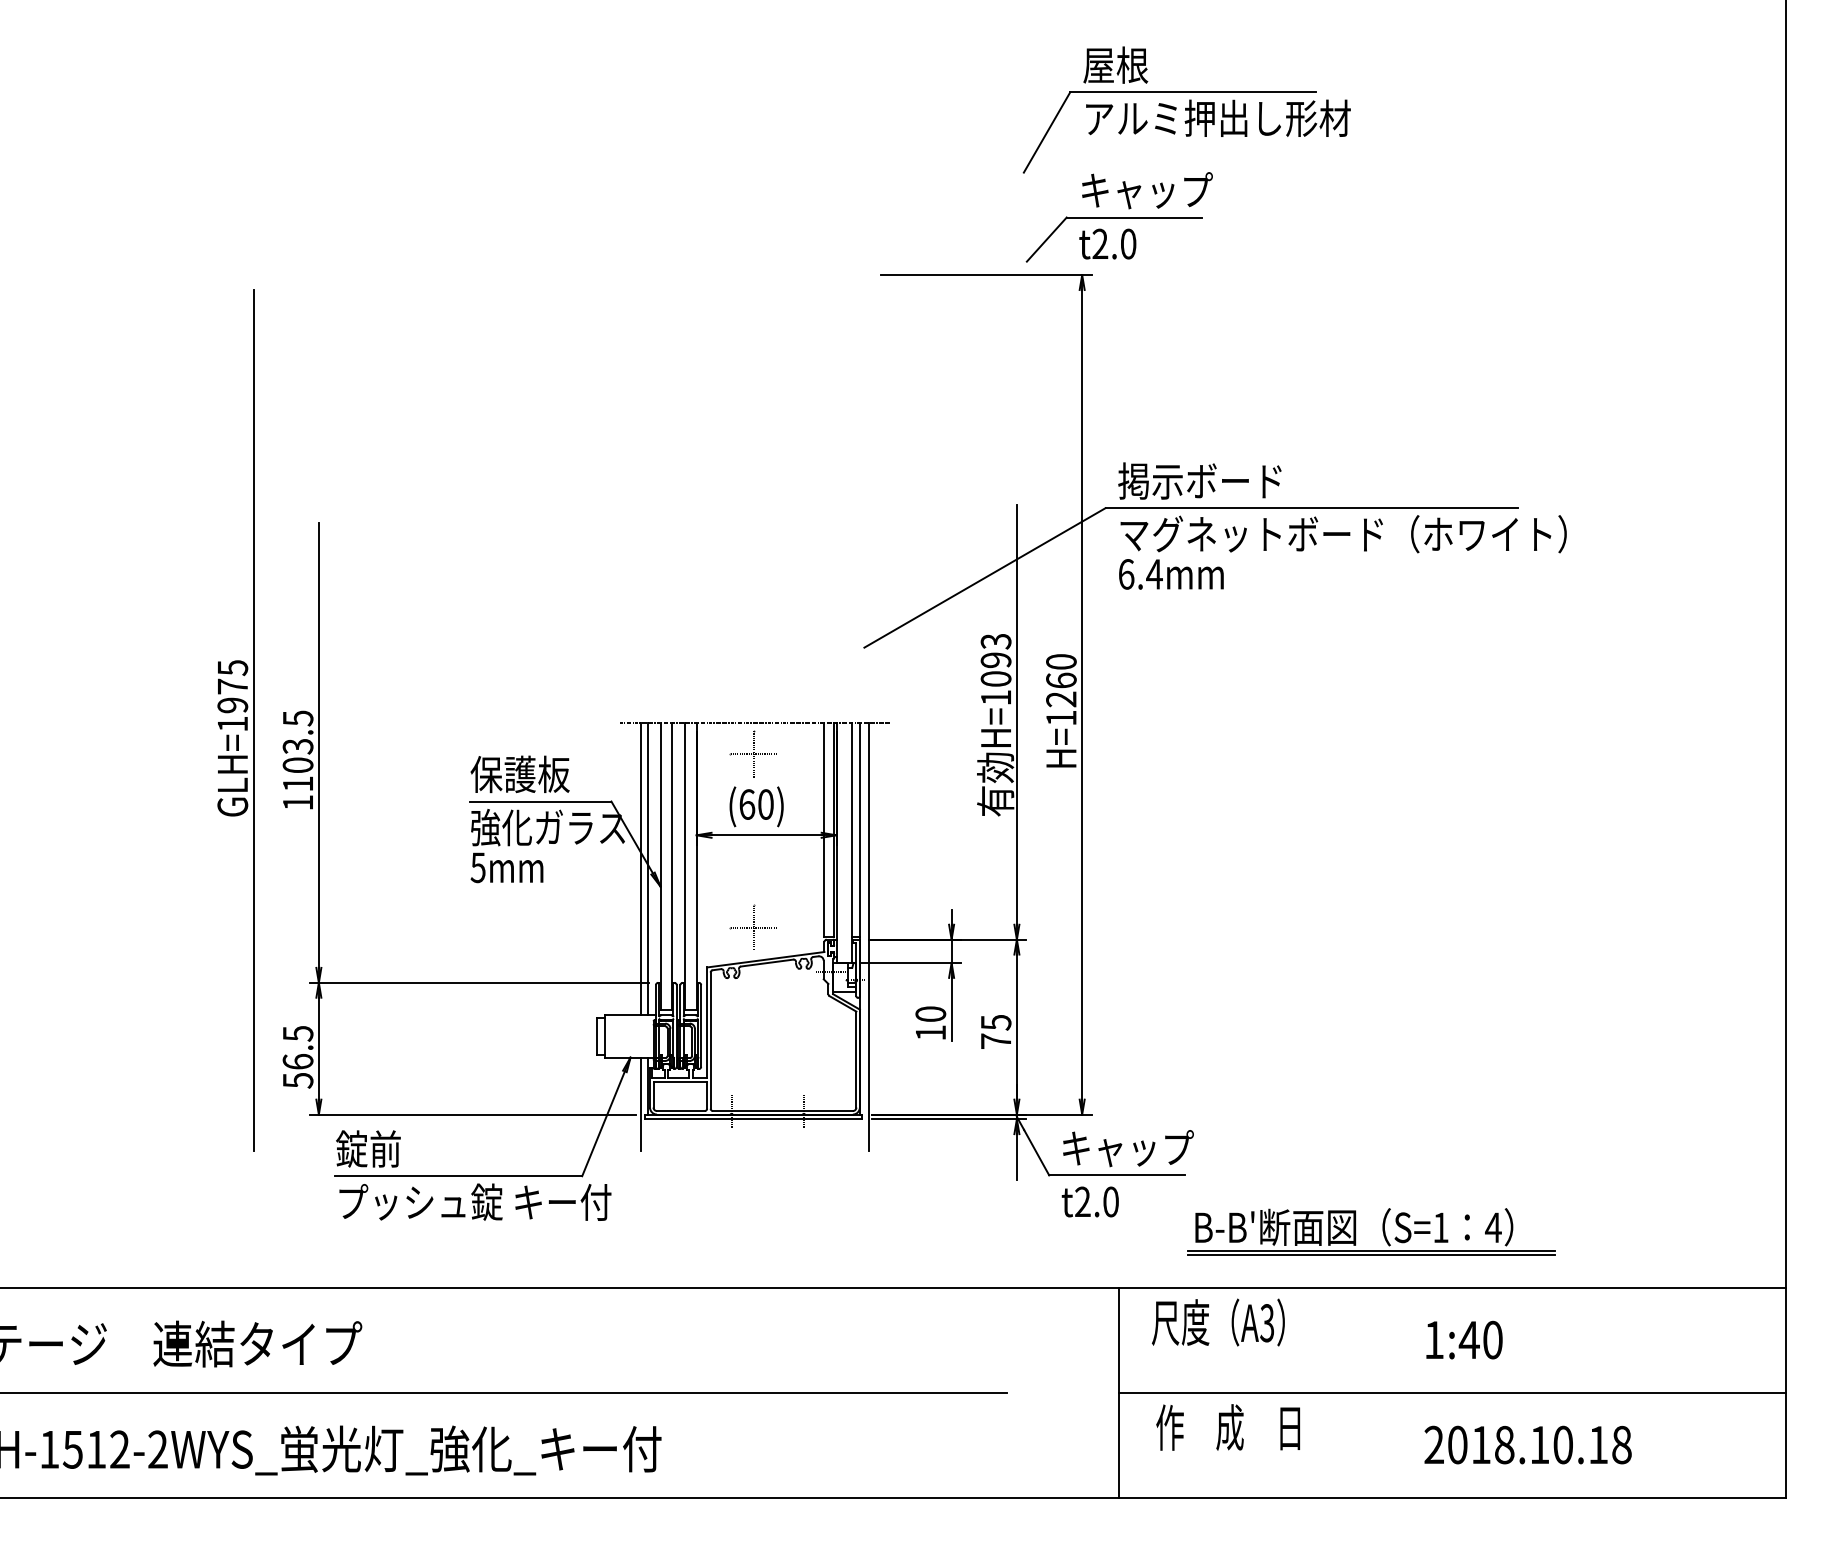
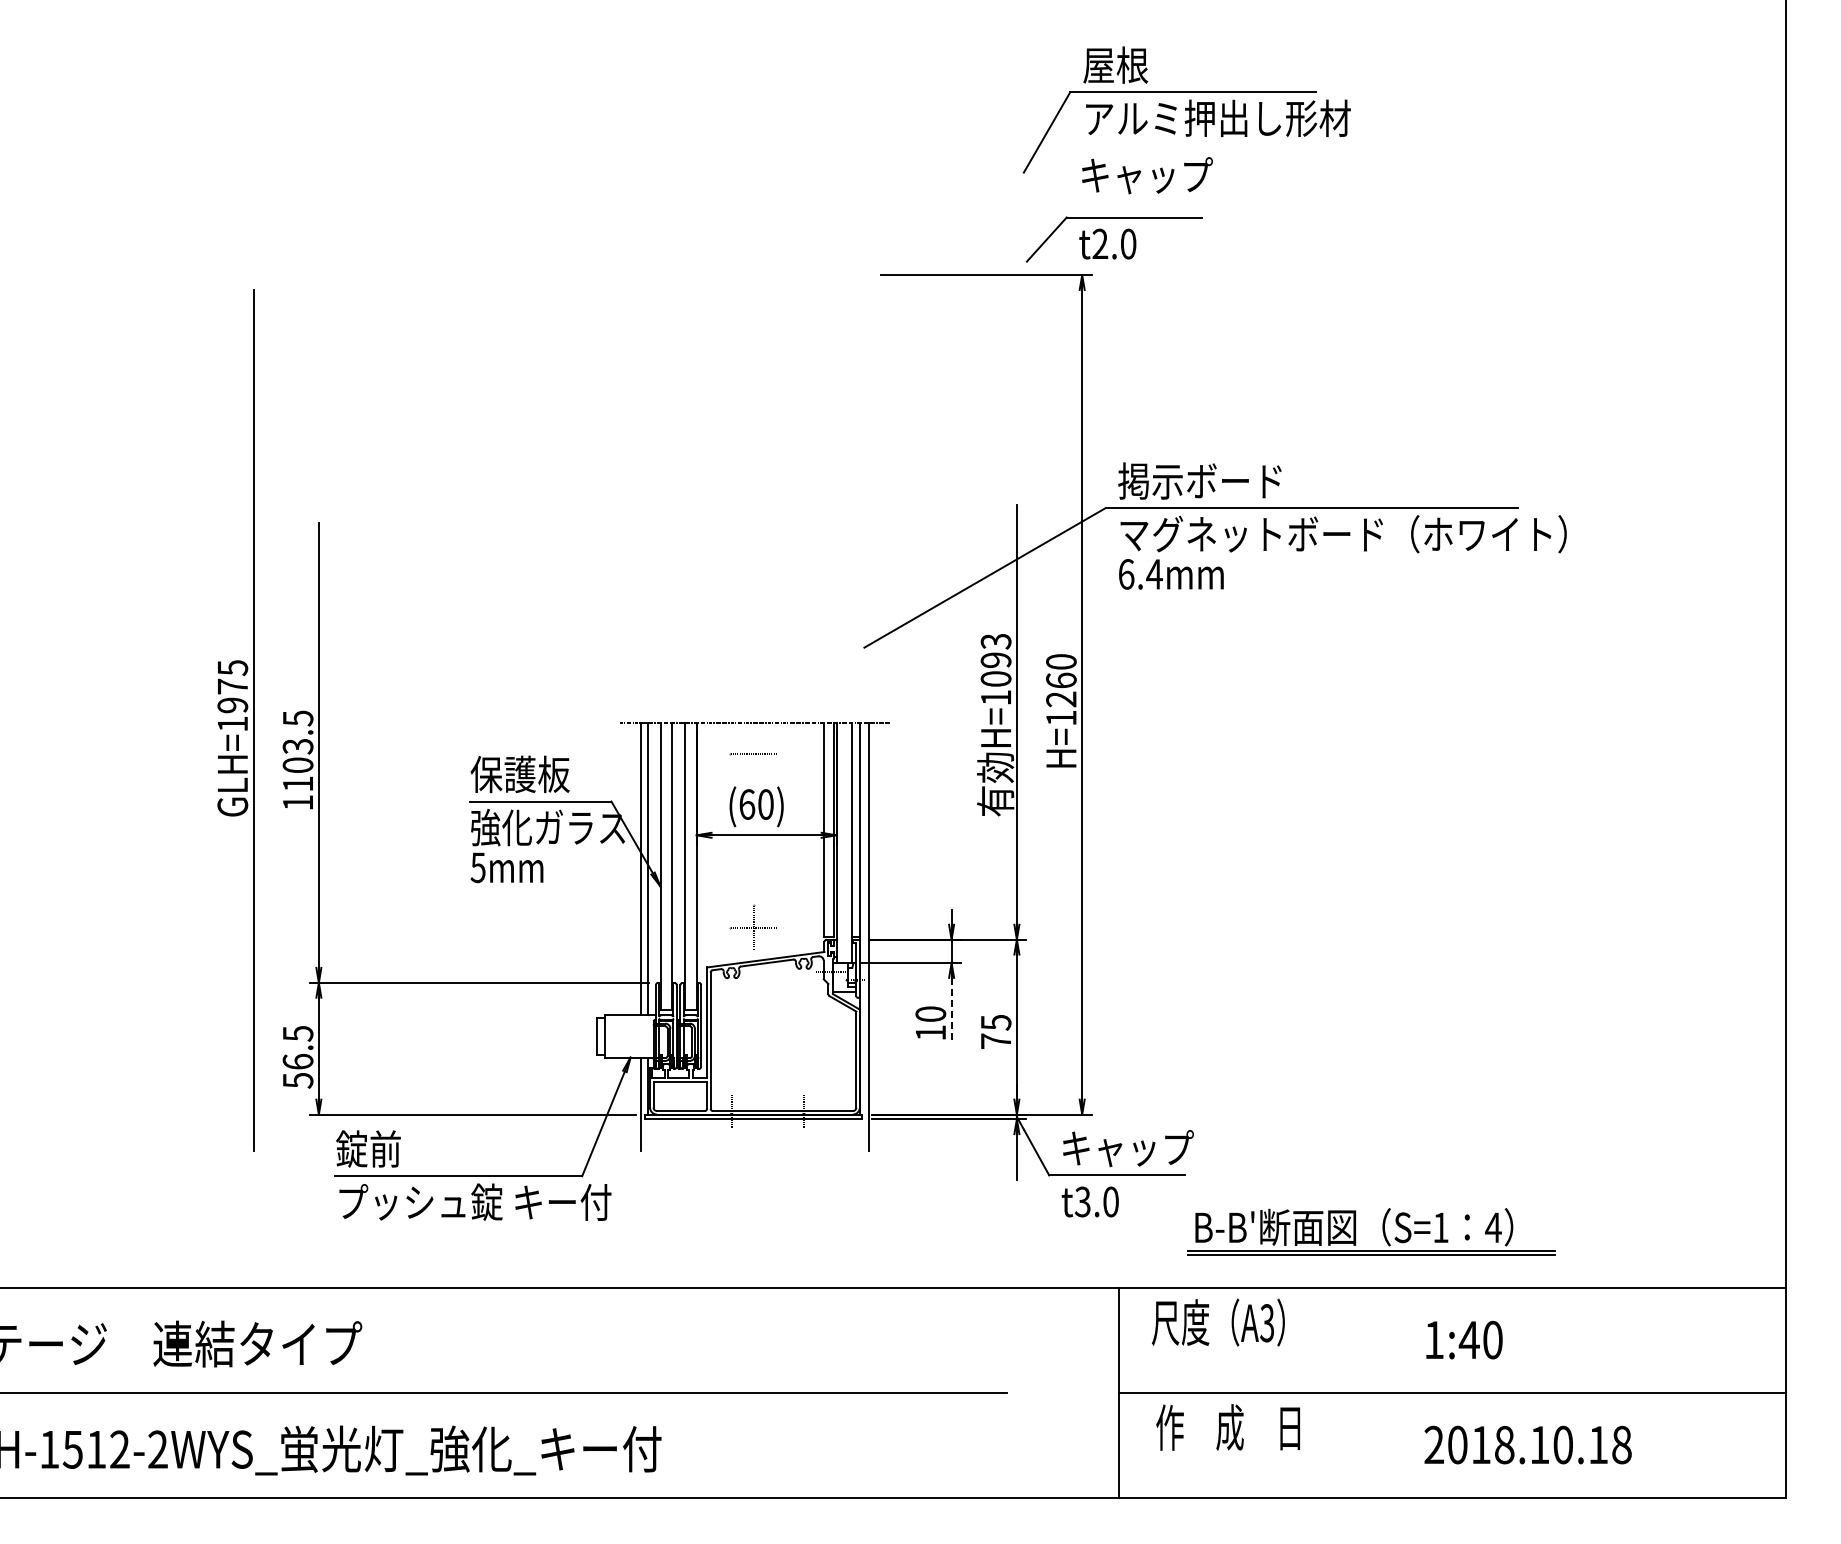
text position: (1147, 190) -> (1147, 175) (1147, 175)
line: present -> none (753, 753)
line: solid -> dashed (951, 1009)
text: t2.0 -> t3.0 (1082, 1202)
